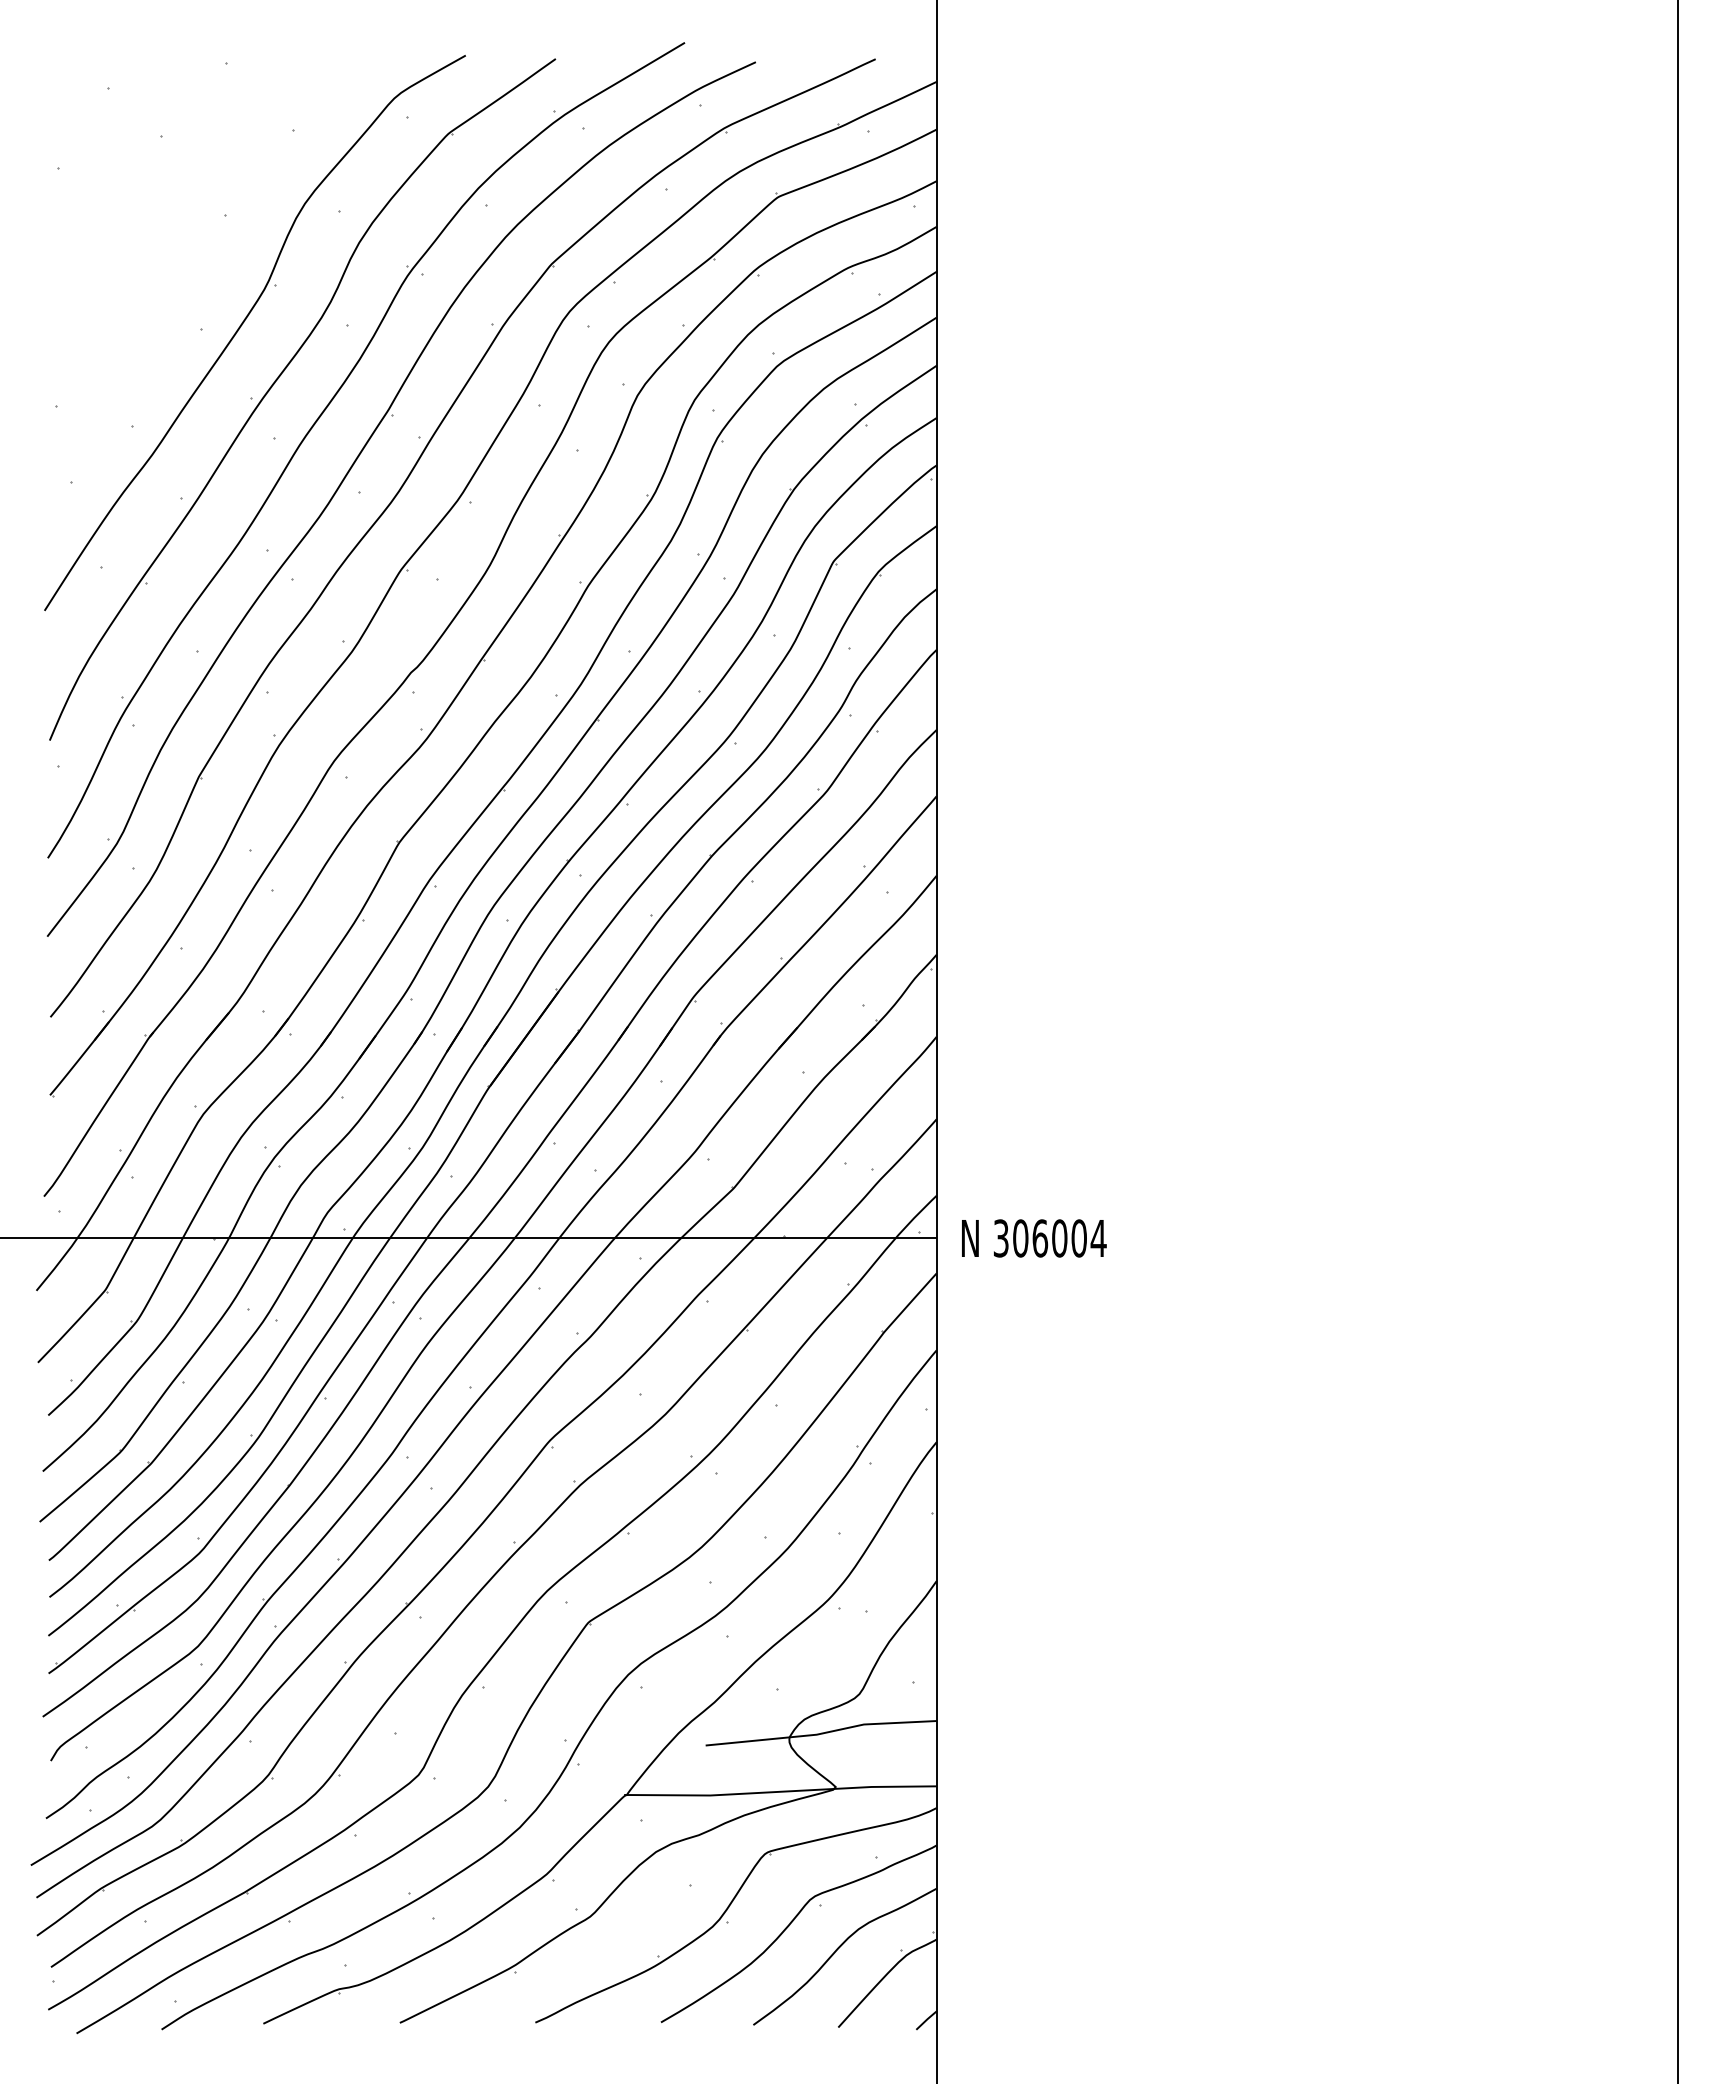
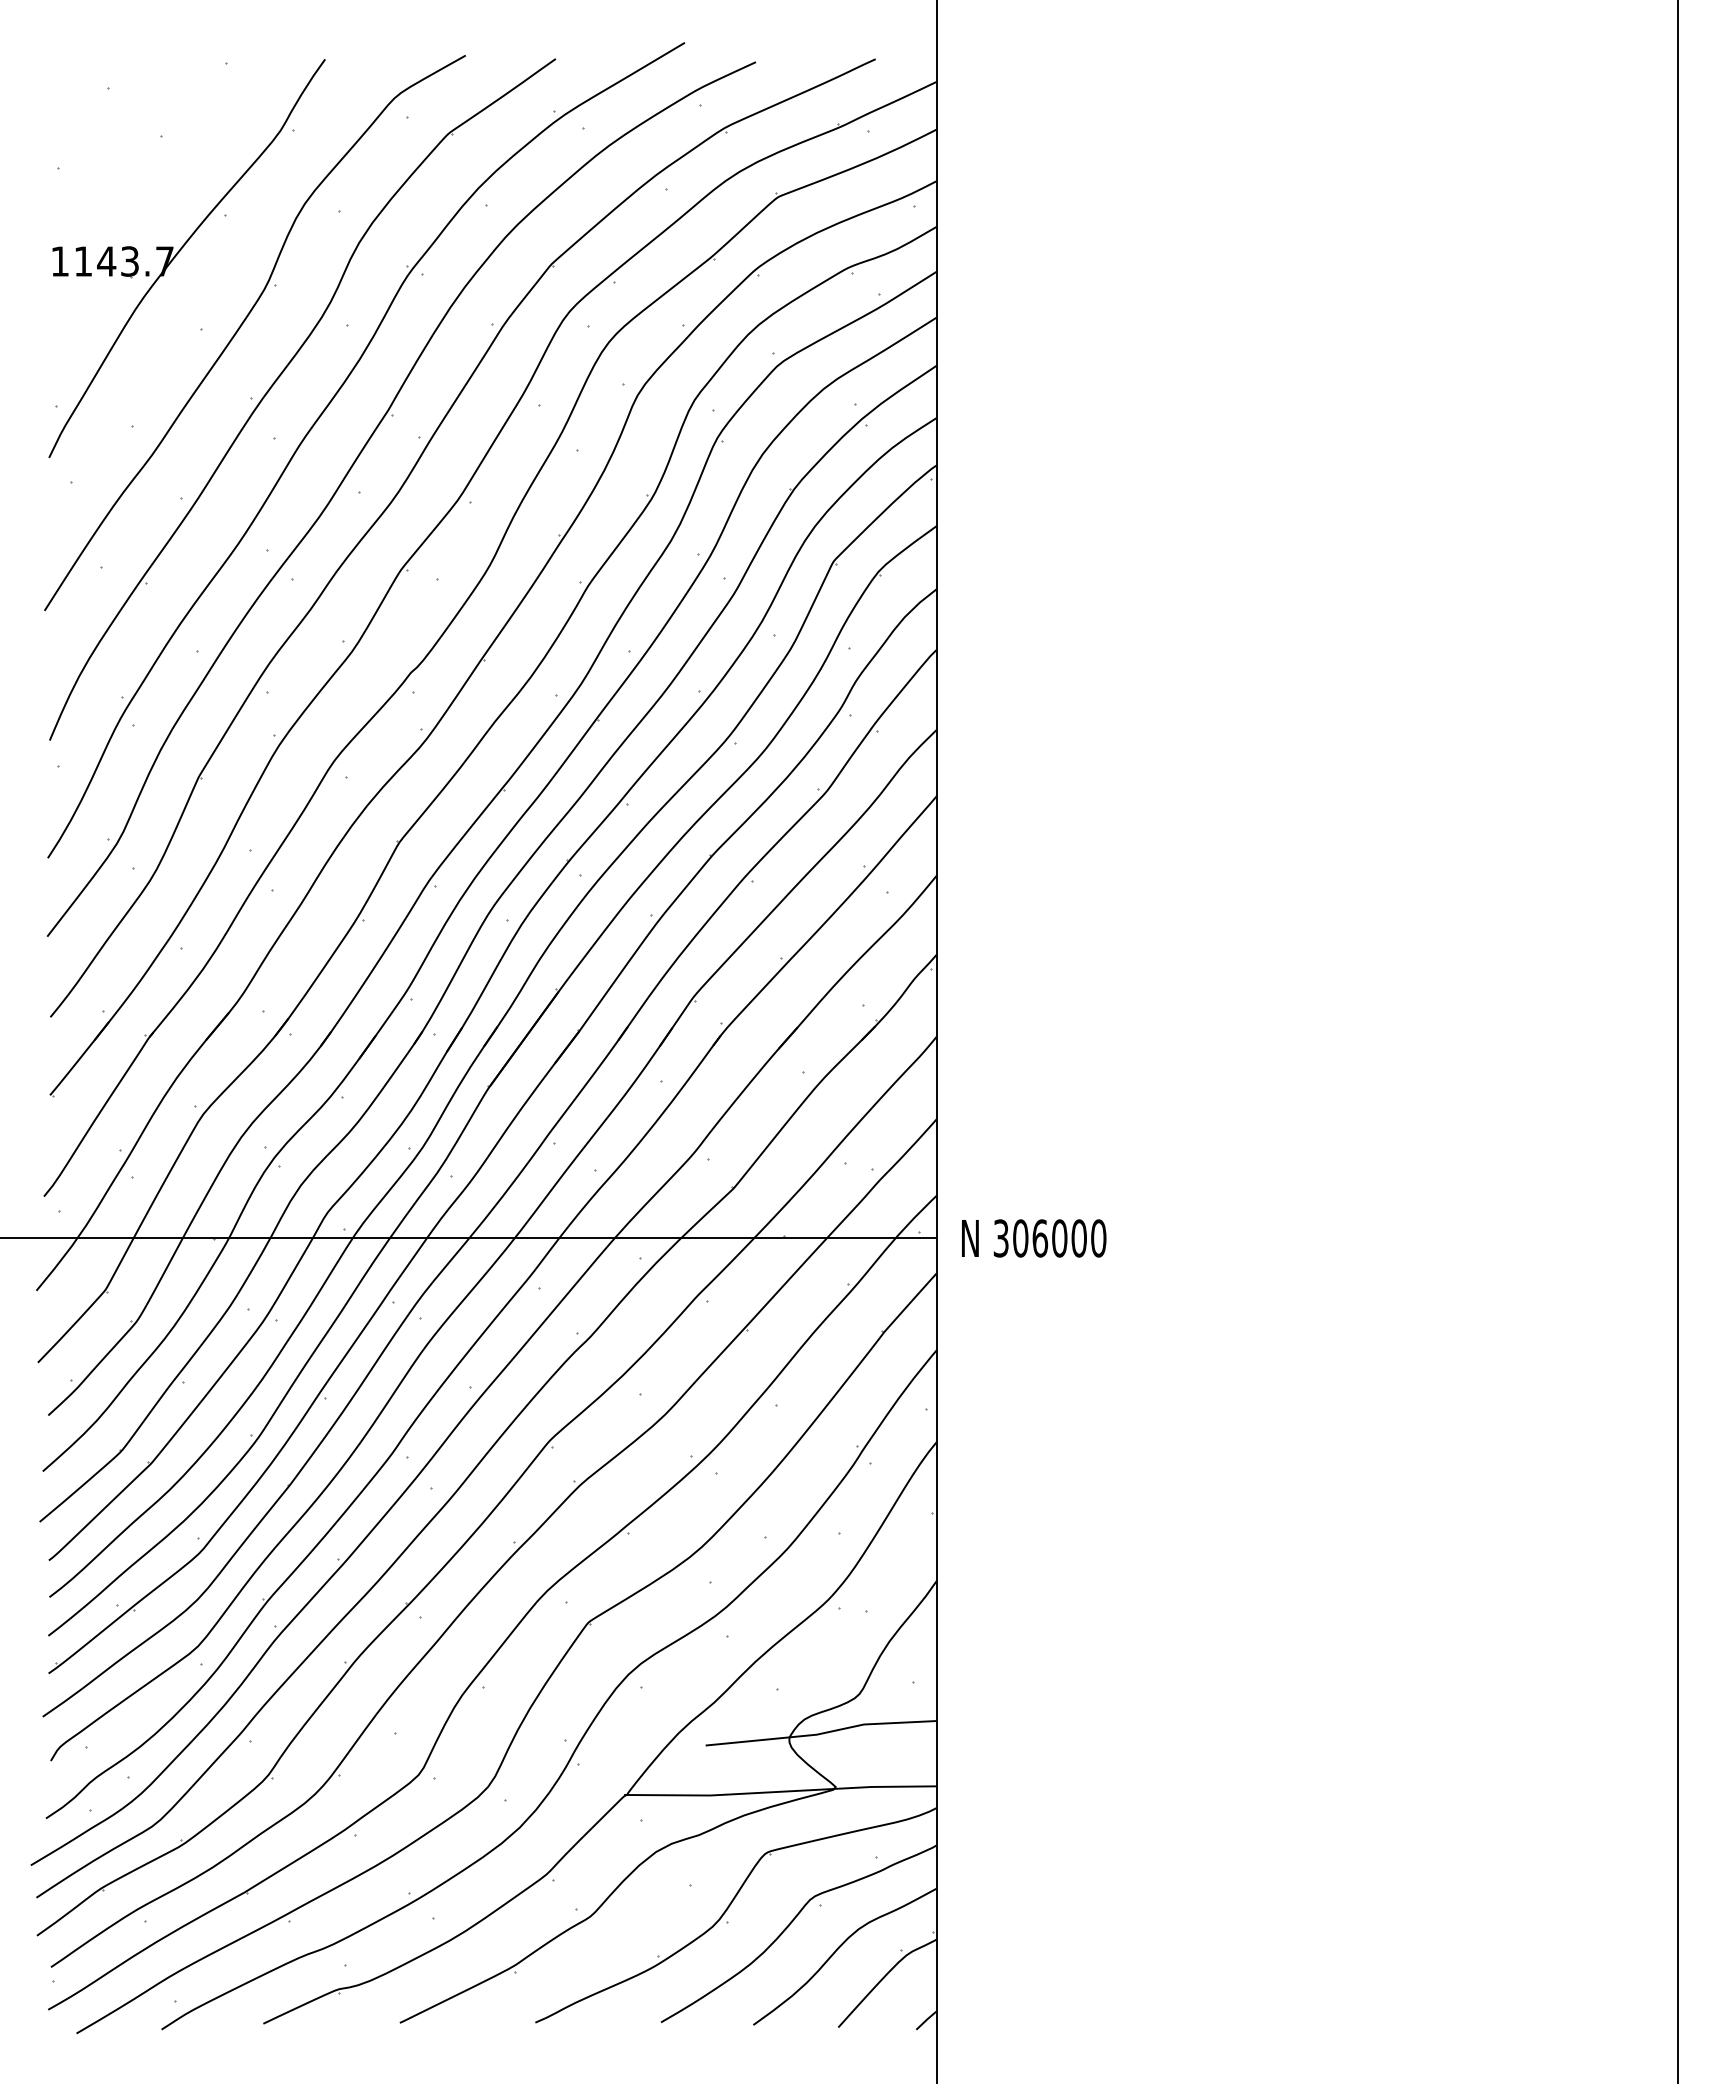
part: none -> present (180, 251)
text: 306004 -> 306000 (1098, 1238)
